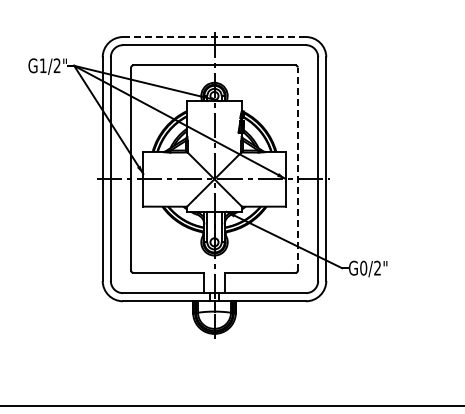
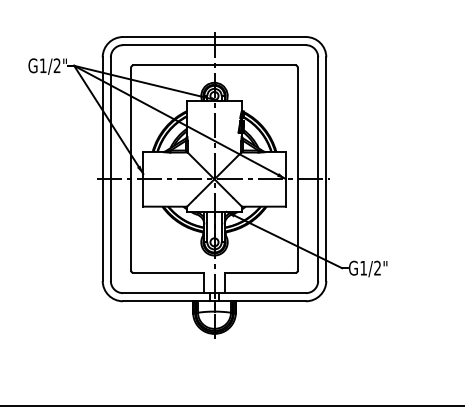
line: dashed -> solid (215, 37)
line: dashed -> solid (297, 169)
text: G0/2" -> G1/2" (363, 267)
